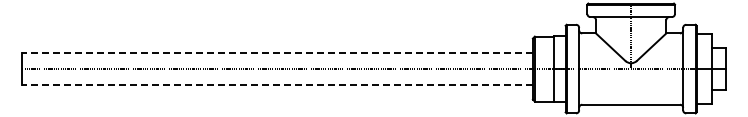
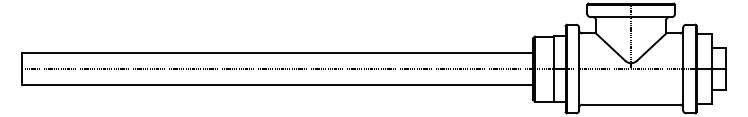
line: dashed -> solid (277, 53)
line: dashed -> solid (277, 84)
